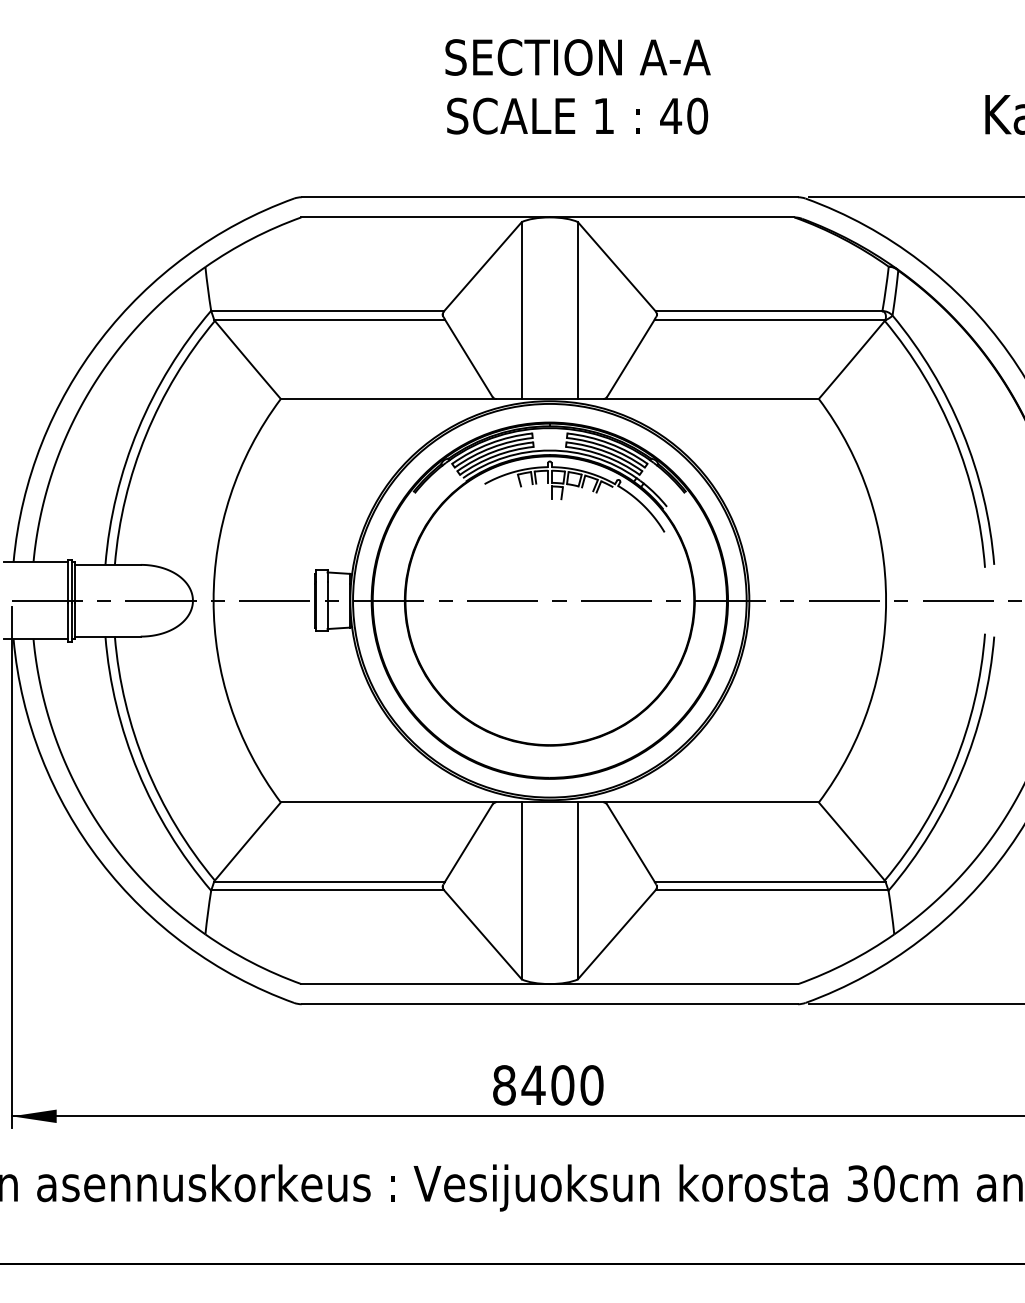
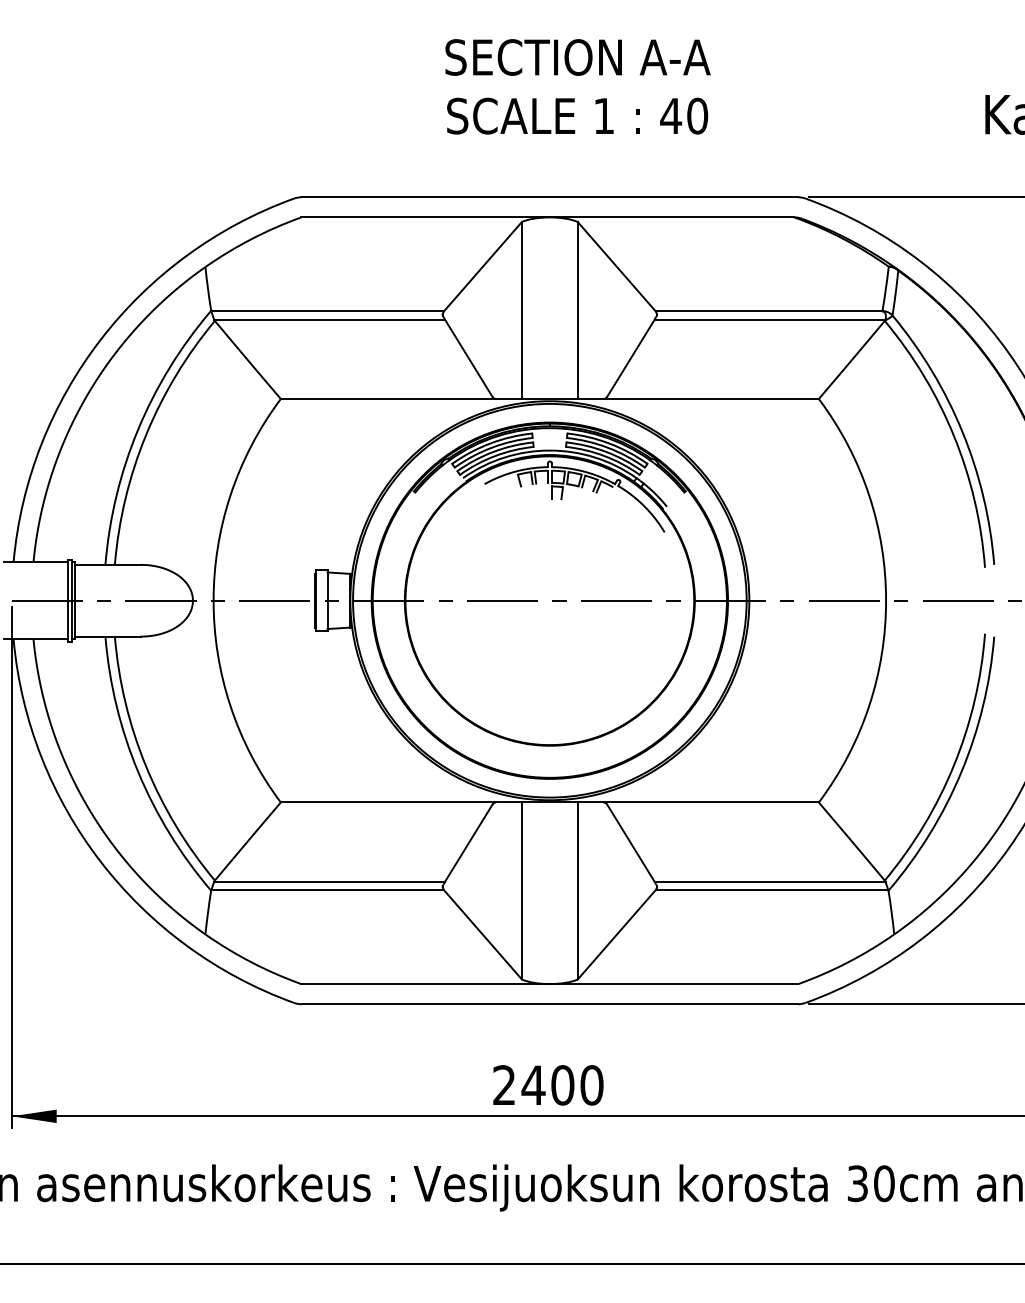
text: 8400 -> 2400 (504, 1085)
